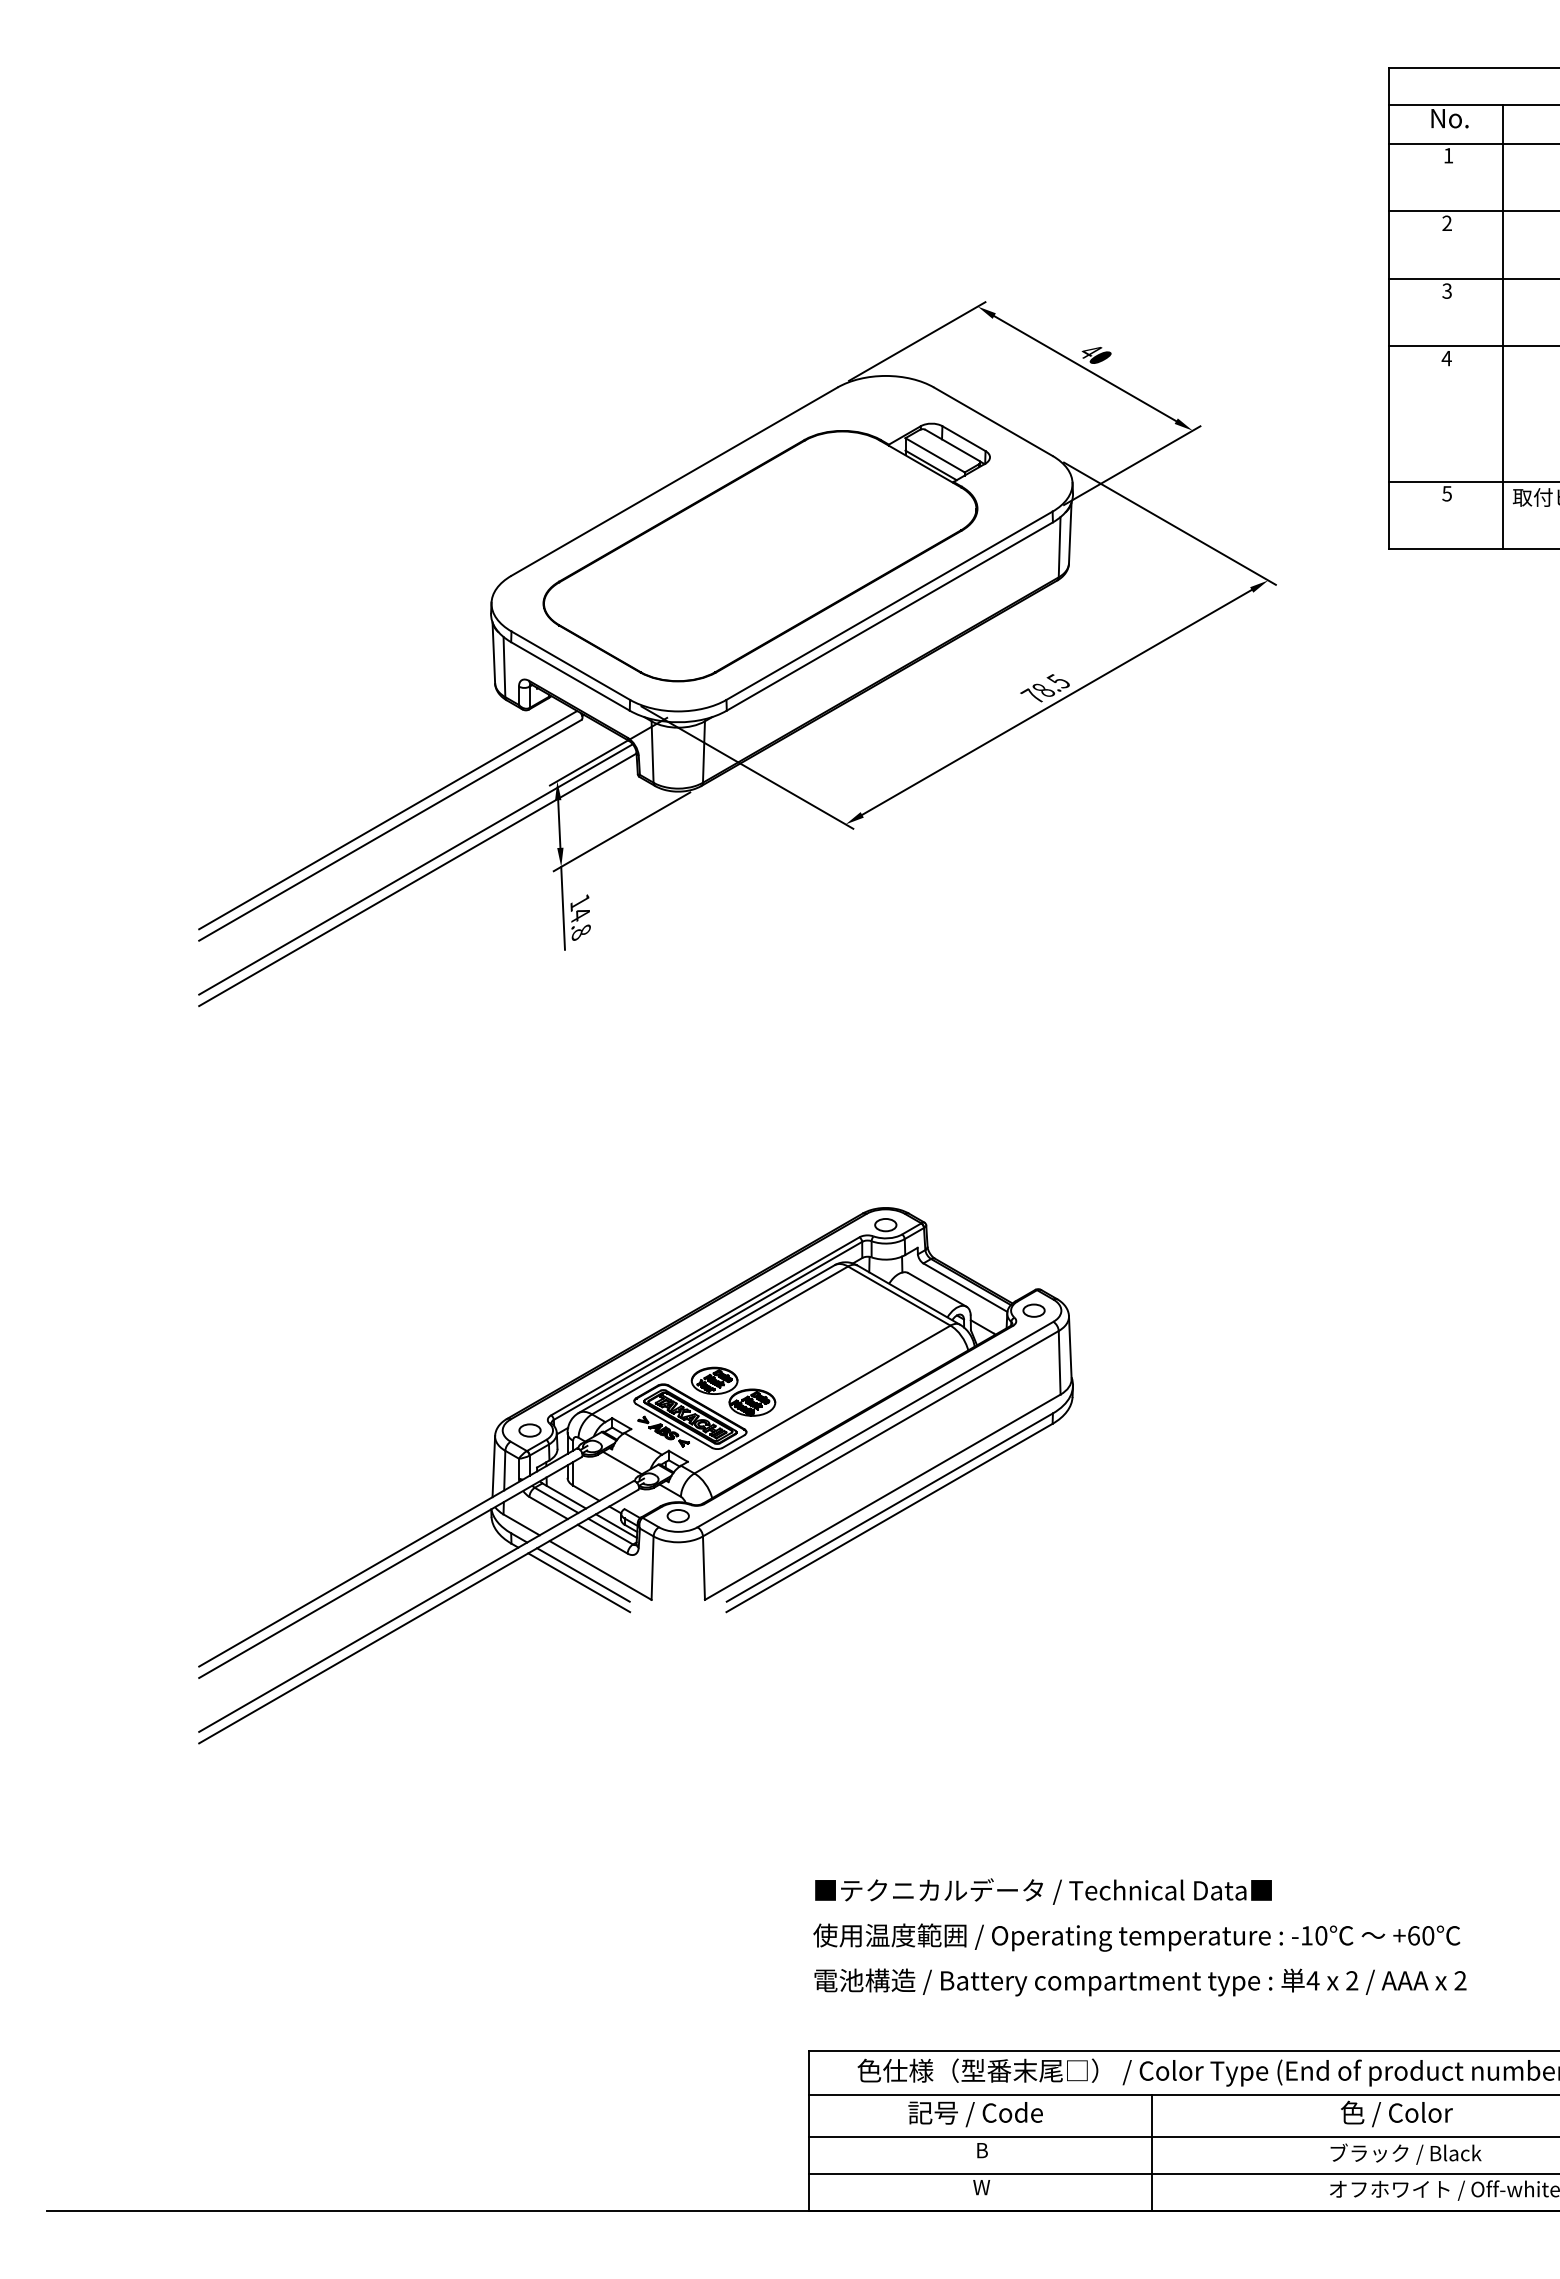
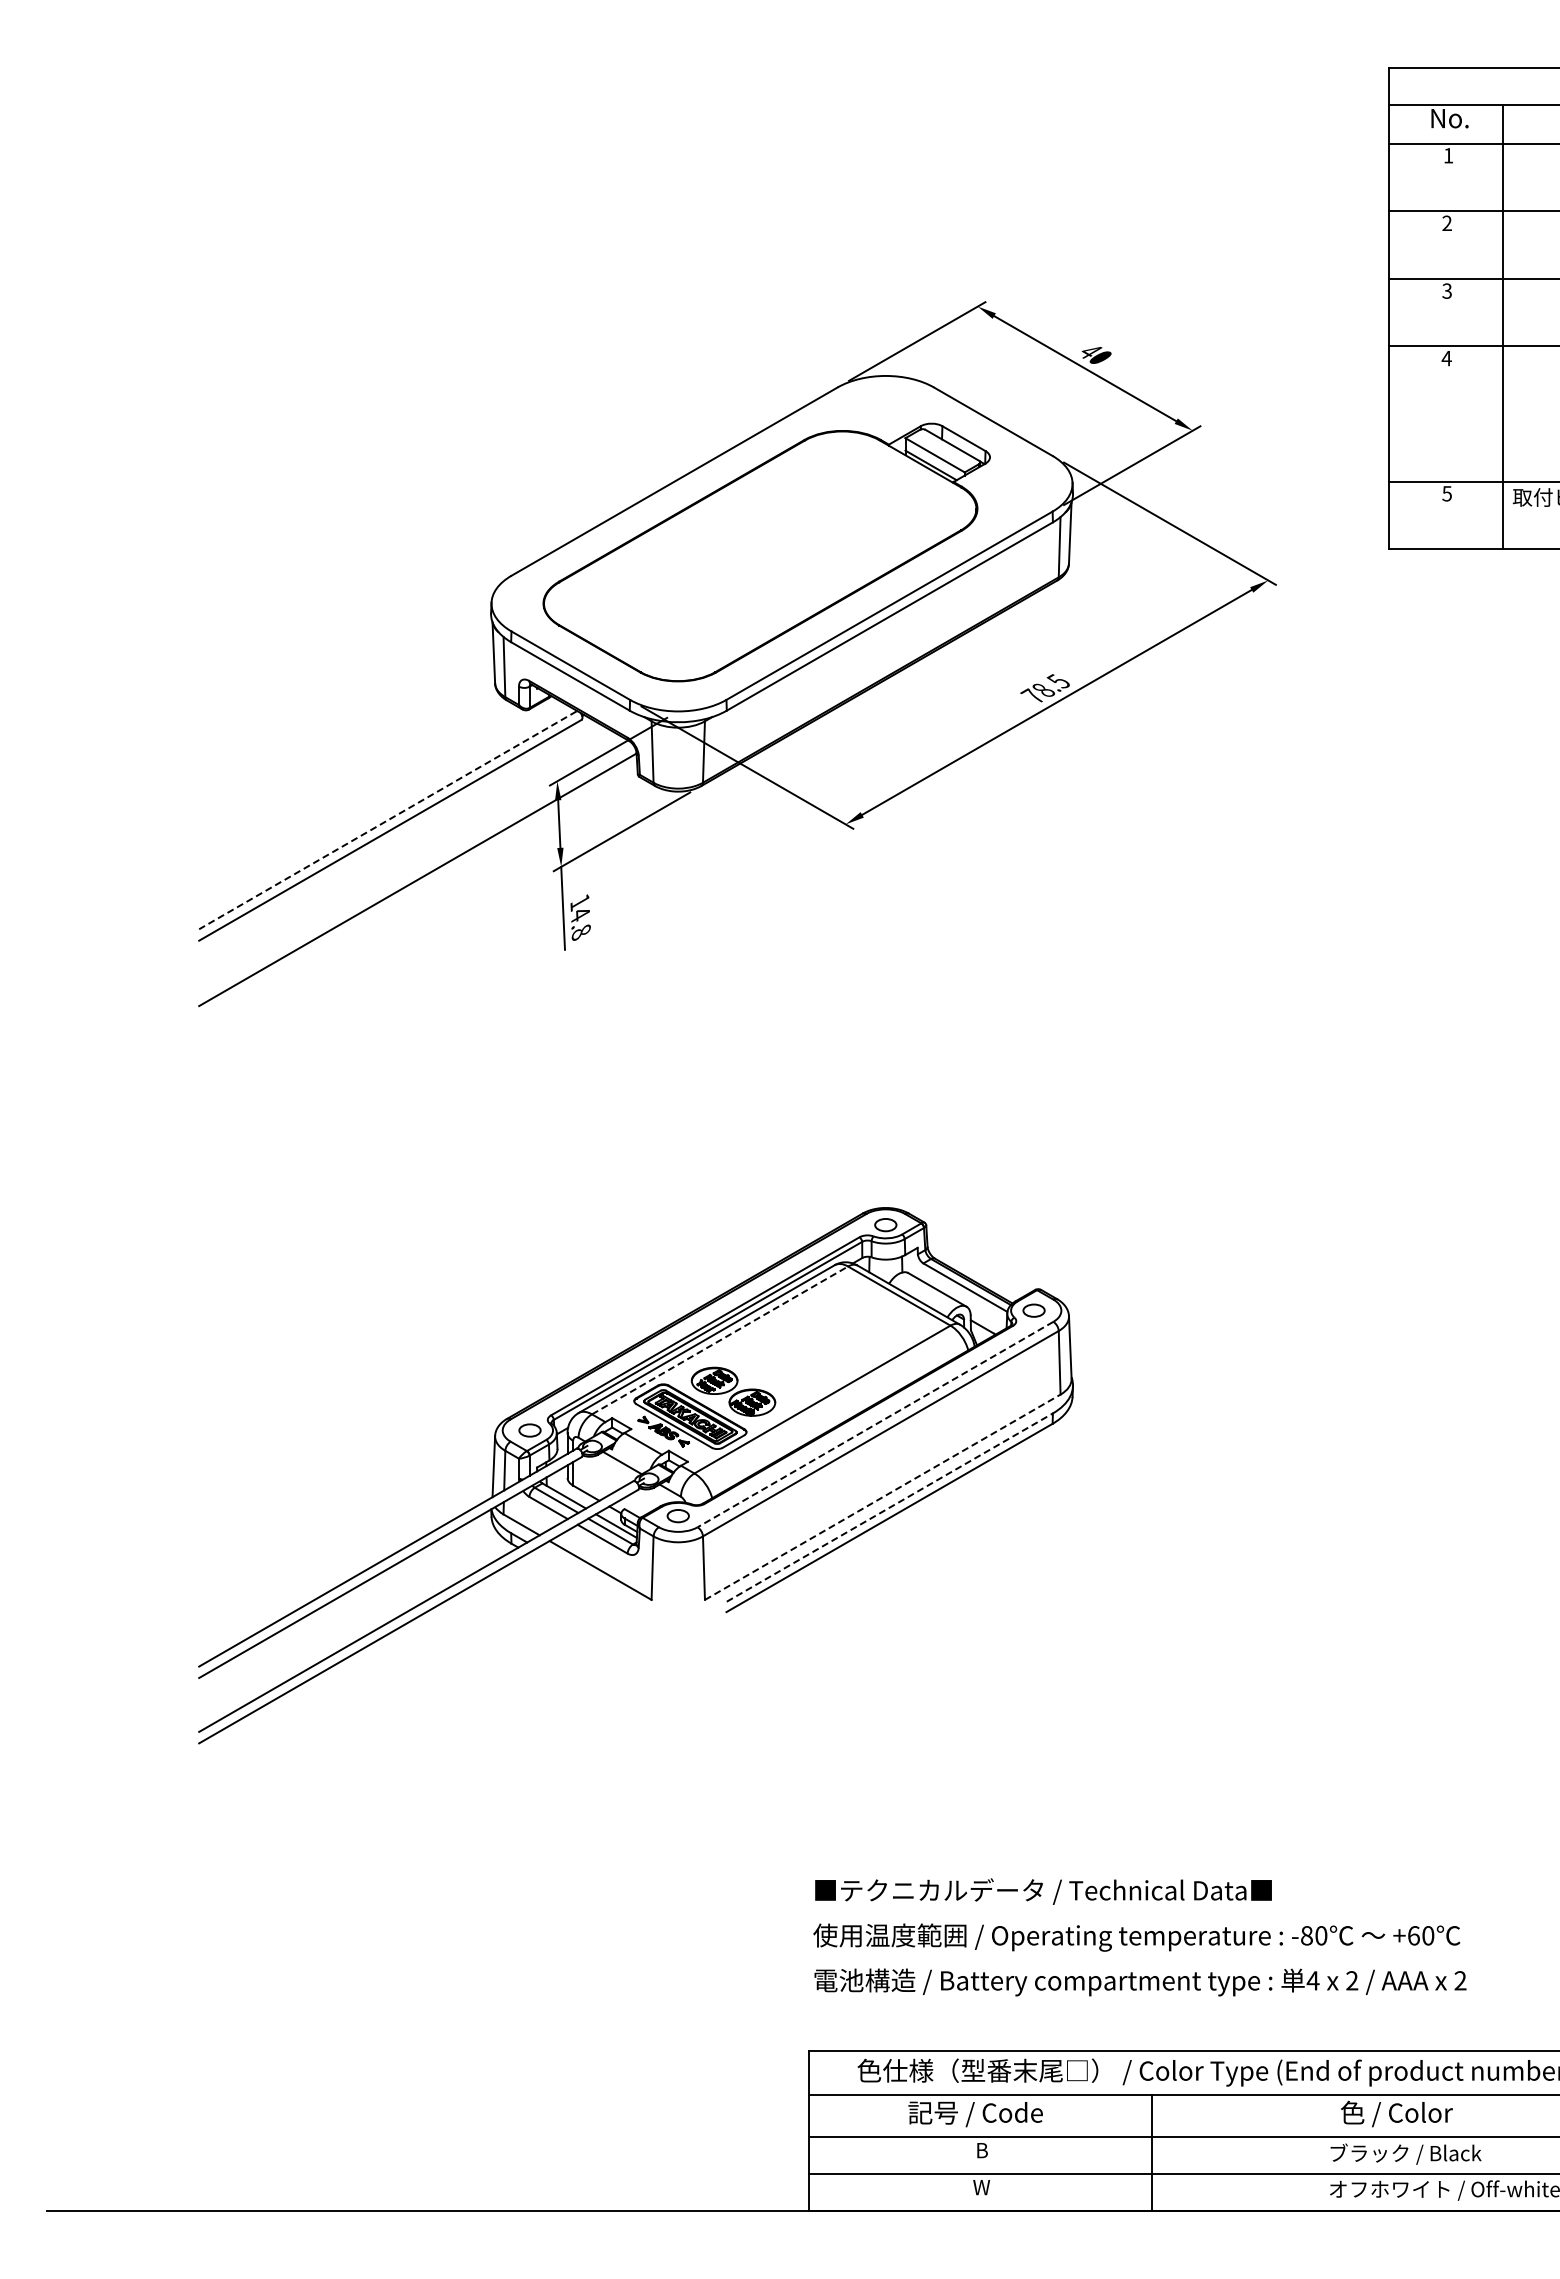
line: solid -> dashed (387, 820)
line: present -> none (415, 869)
line: solid -> dashed (720, 1340)
line: solid -> dashed (875, 1424)
line: solid -> dashed (883, 1497)
line: solid -> dashed (890, 1507)
line: present -> none (583, 1574)
line: present -> none (579, 1582)
text: -10 -> -80 (1306, 1935)
